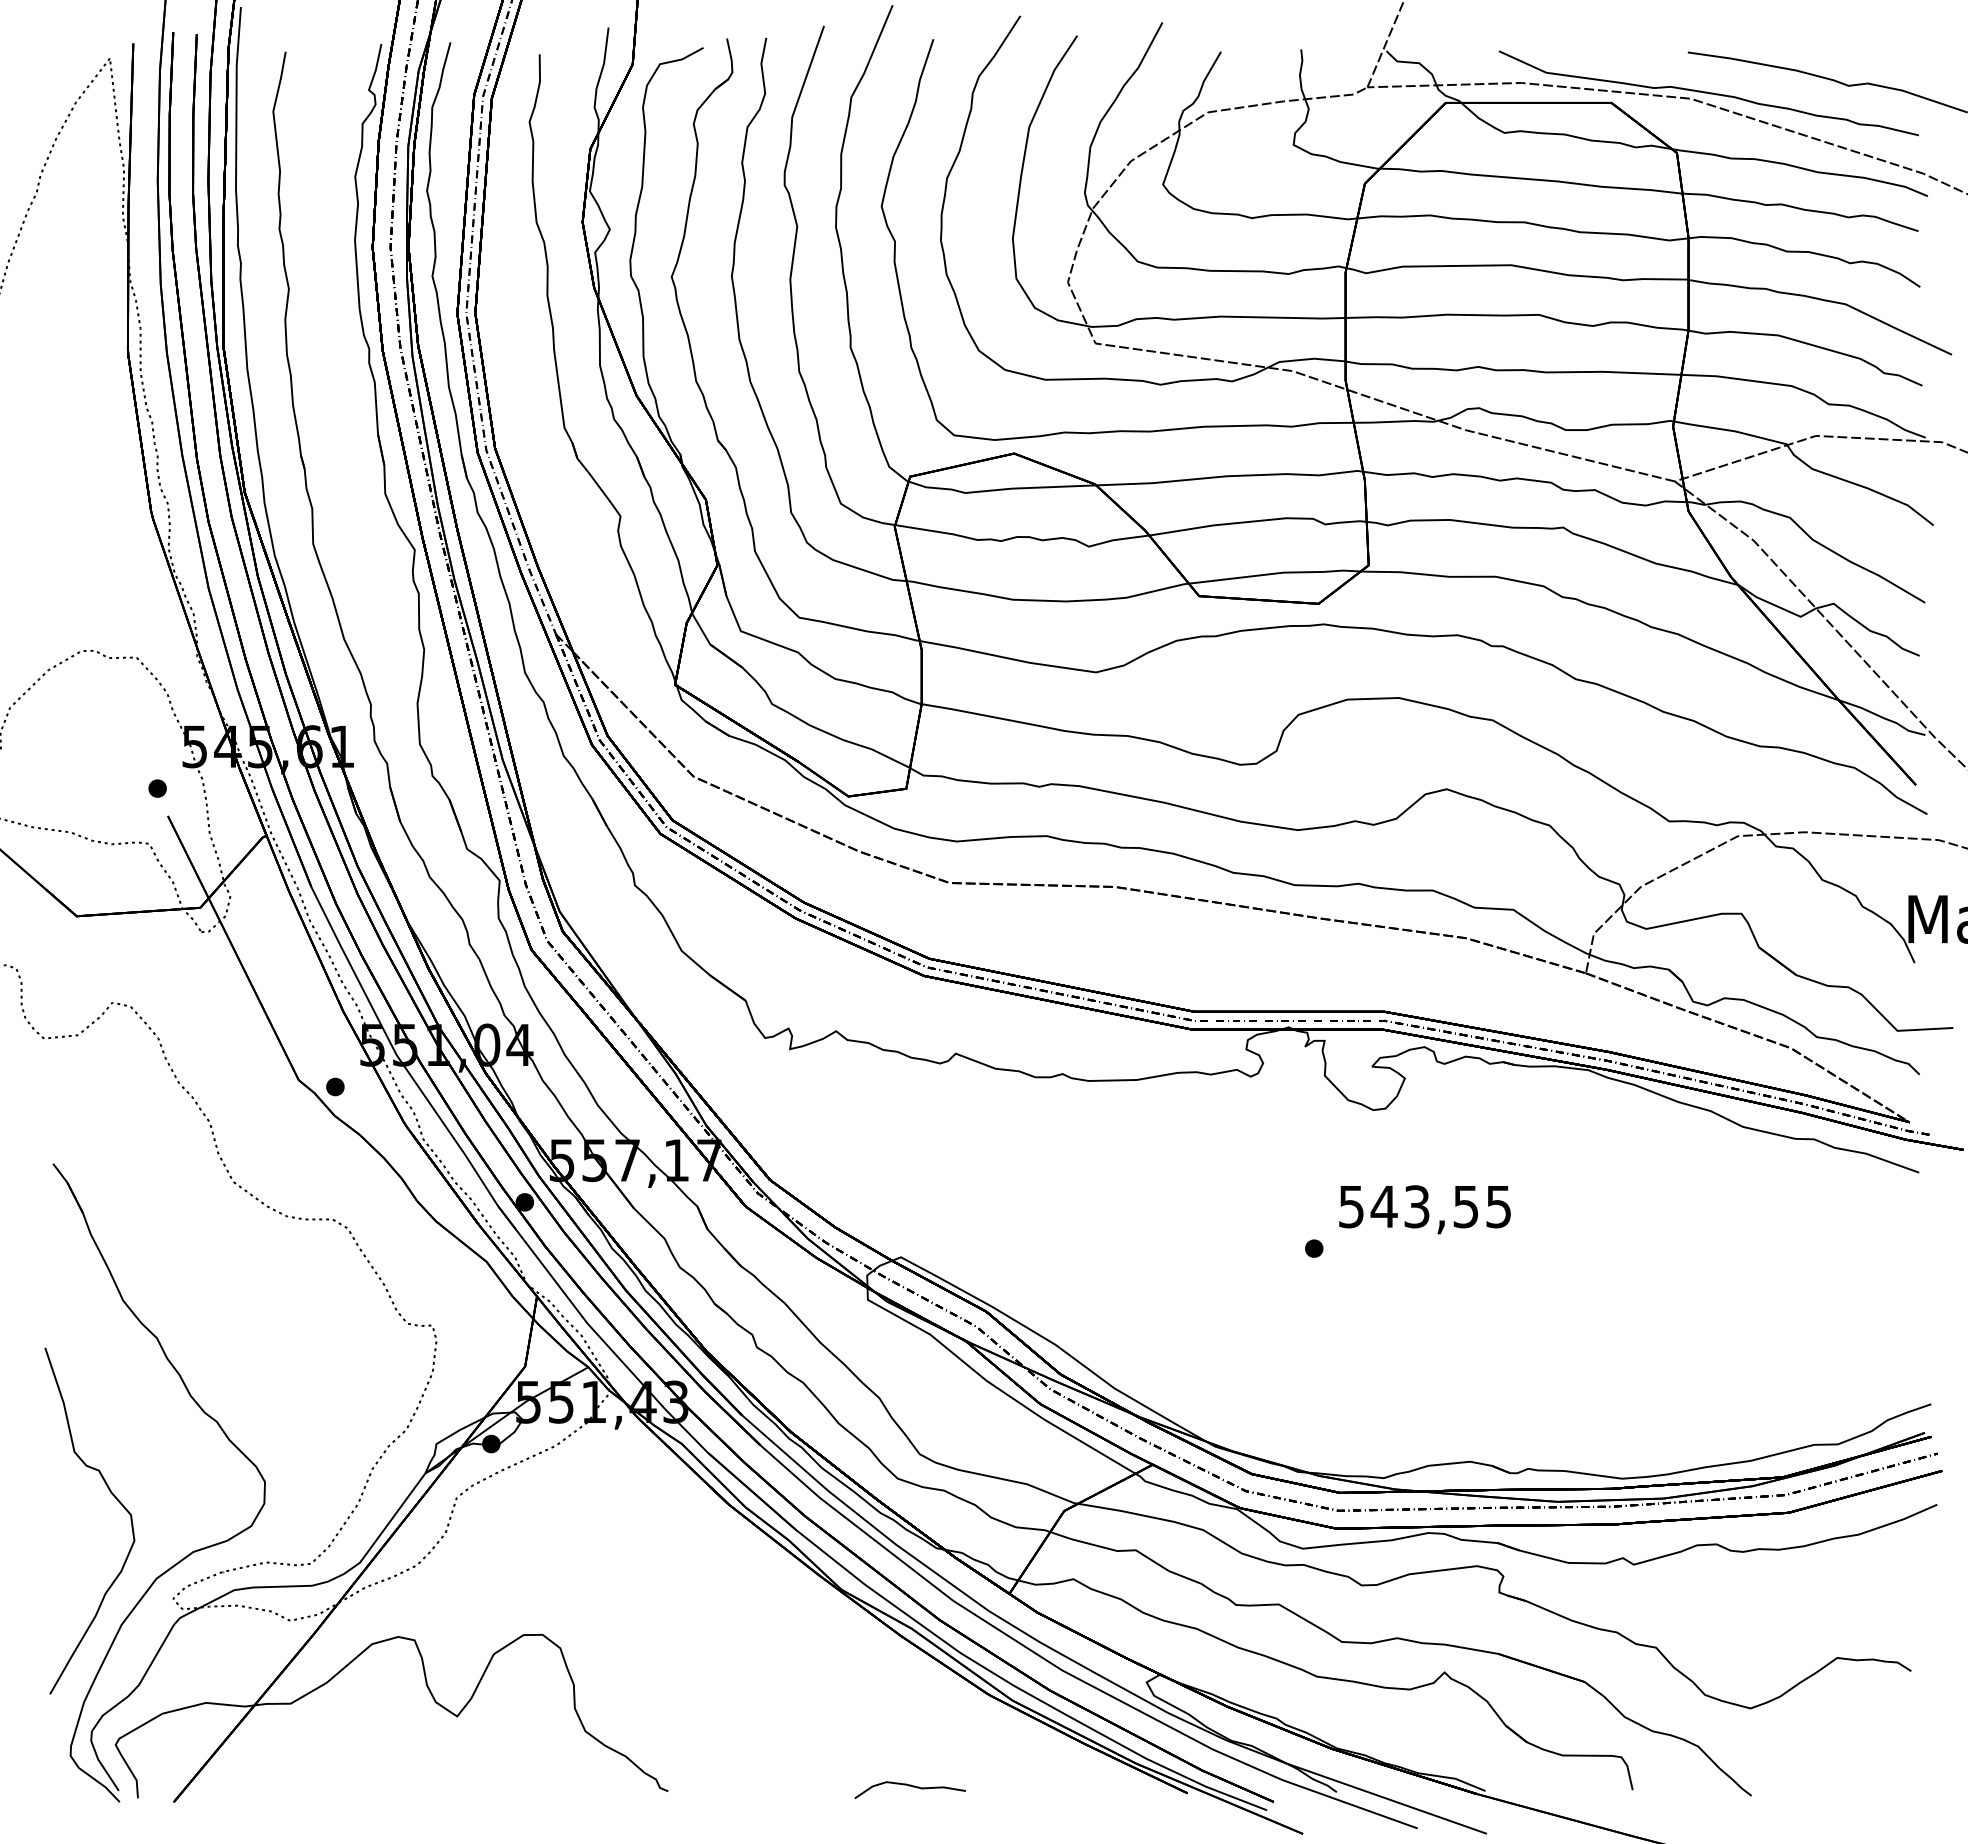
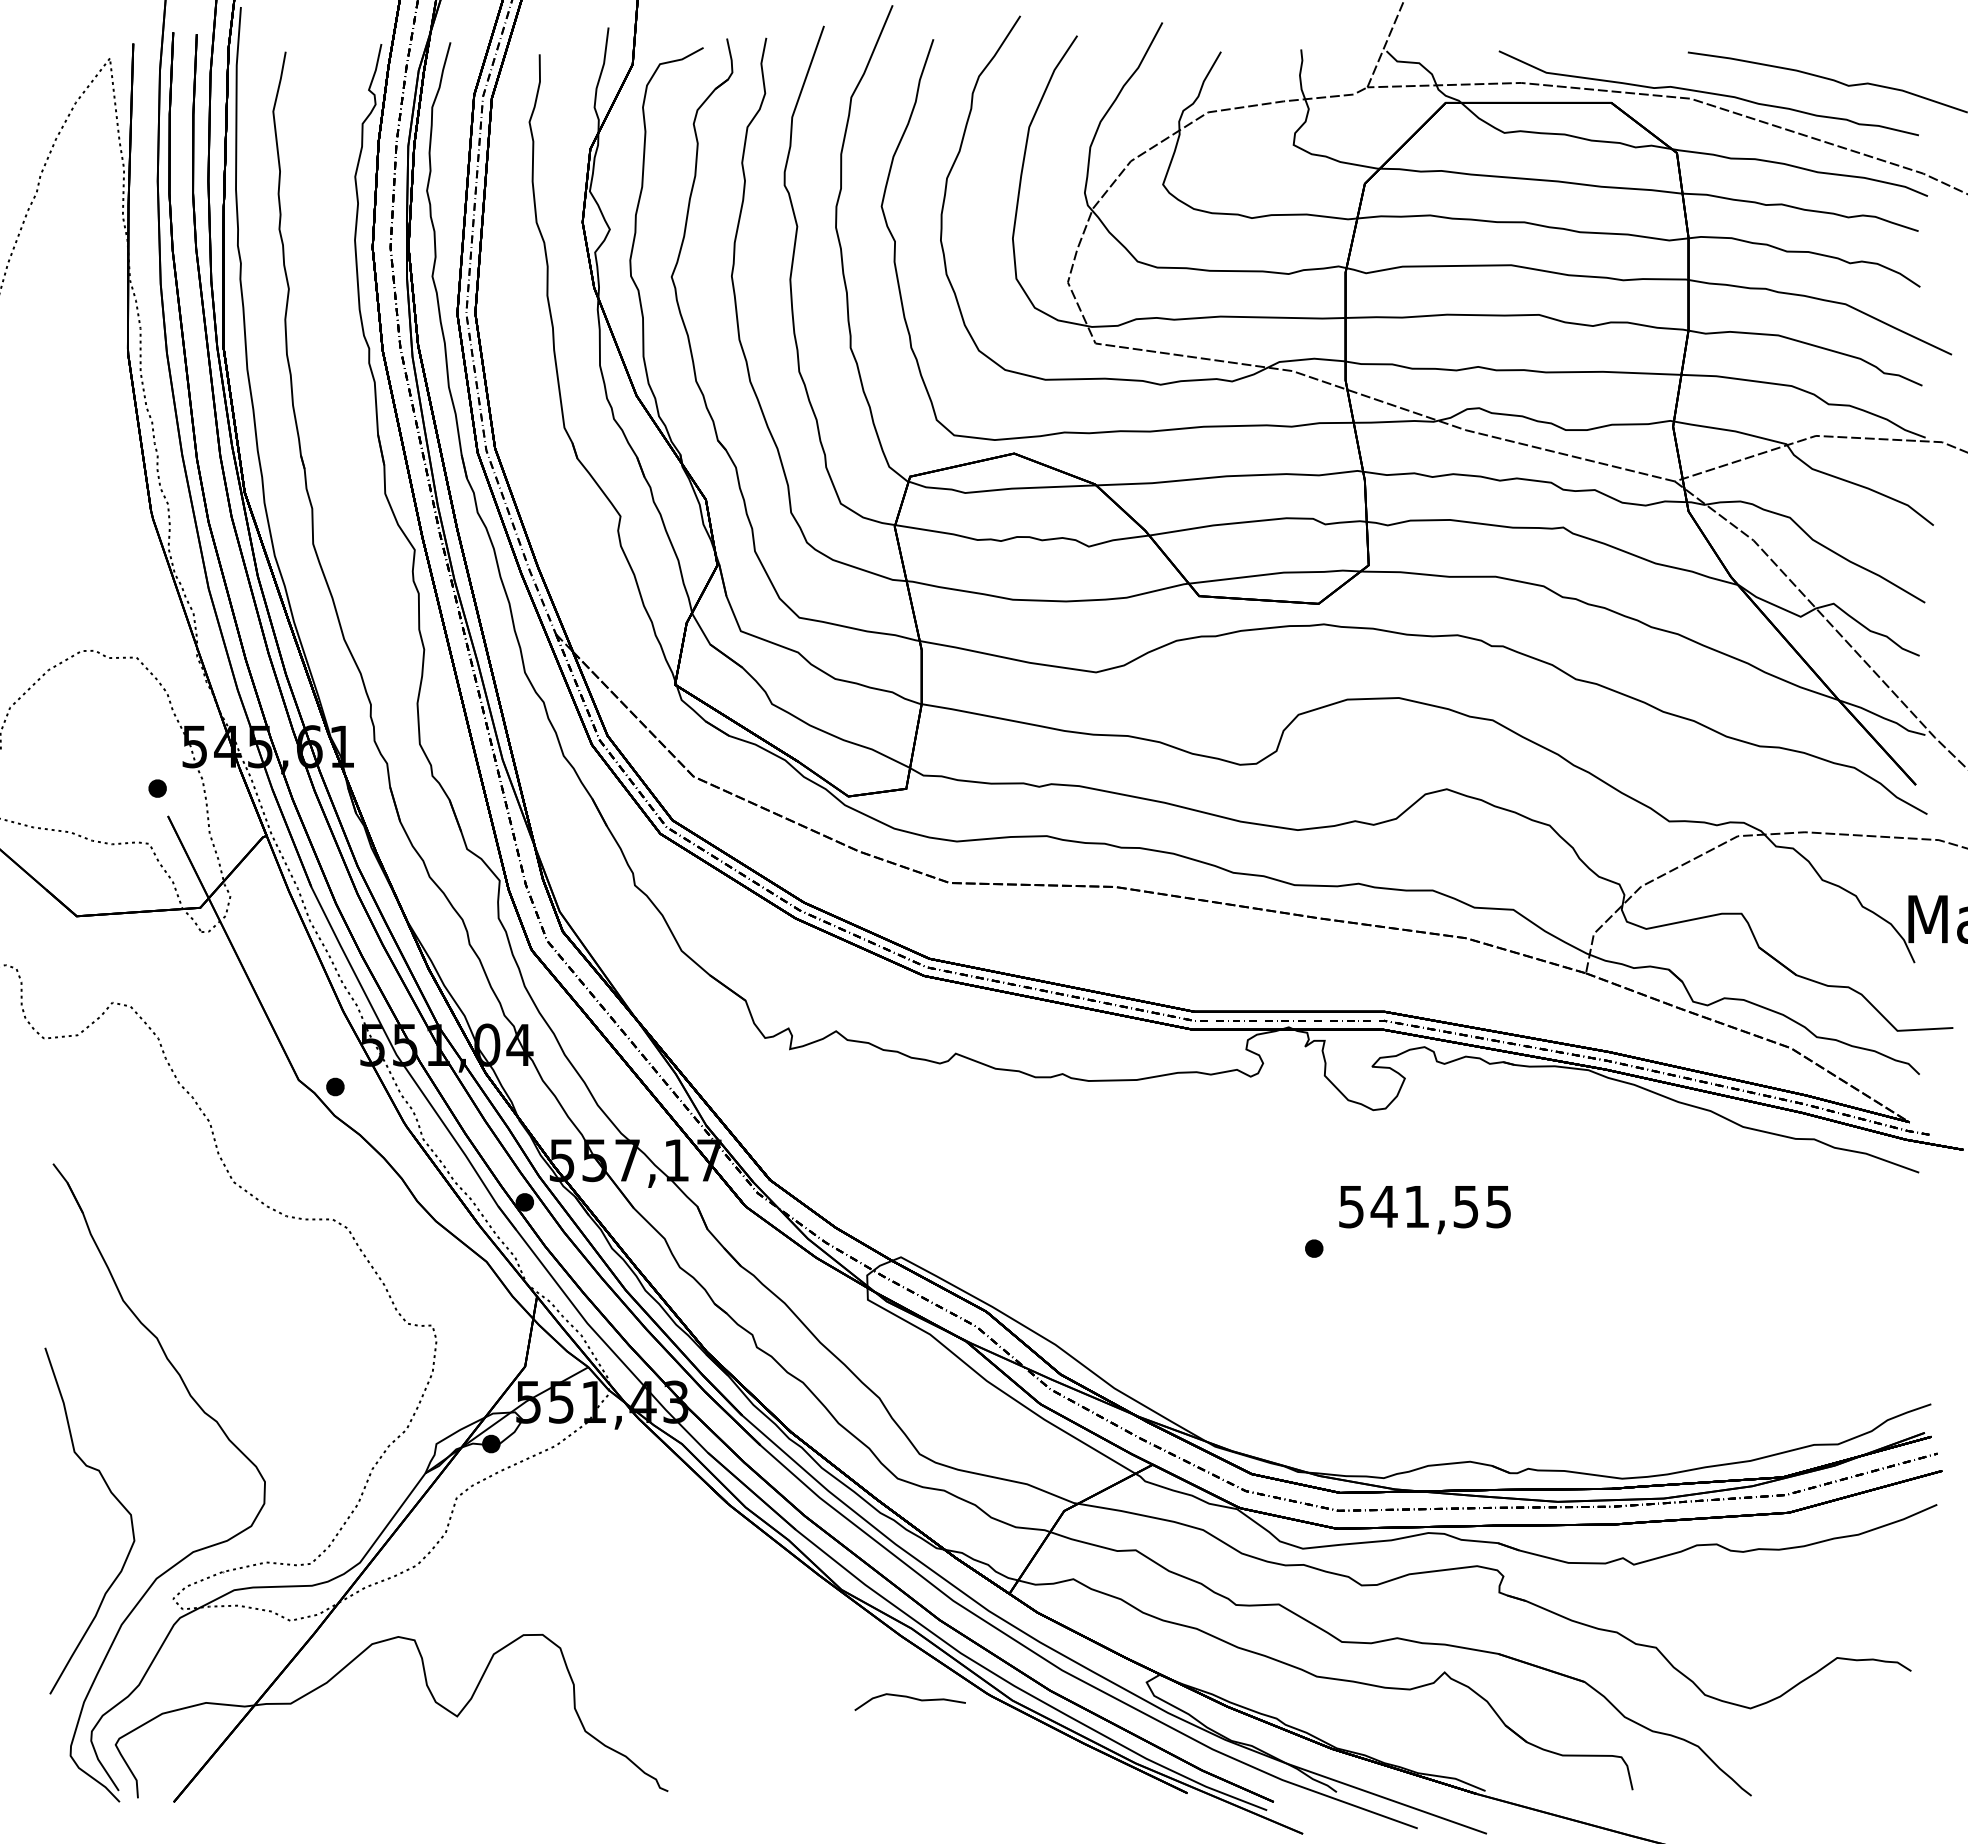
text: 543,55 -> 541,55 (1416, 1206)
curve position: (909, 1786) -> (909, 1698) (909, 1698)
